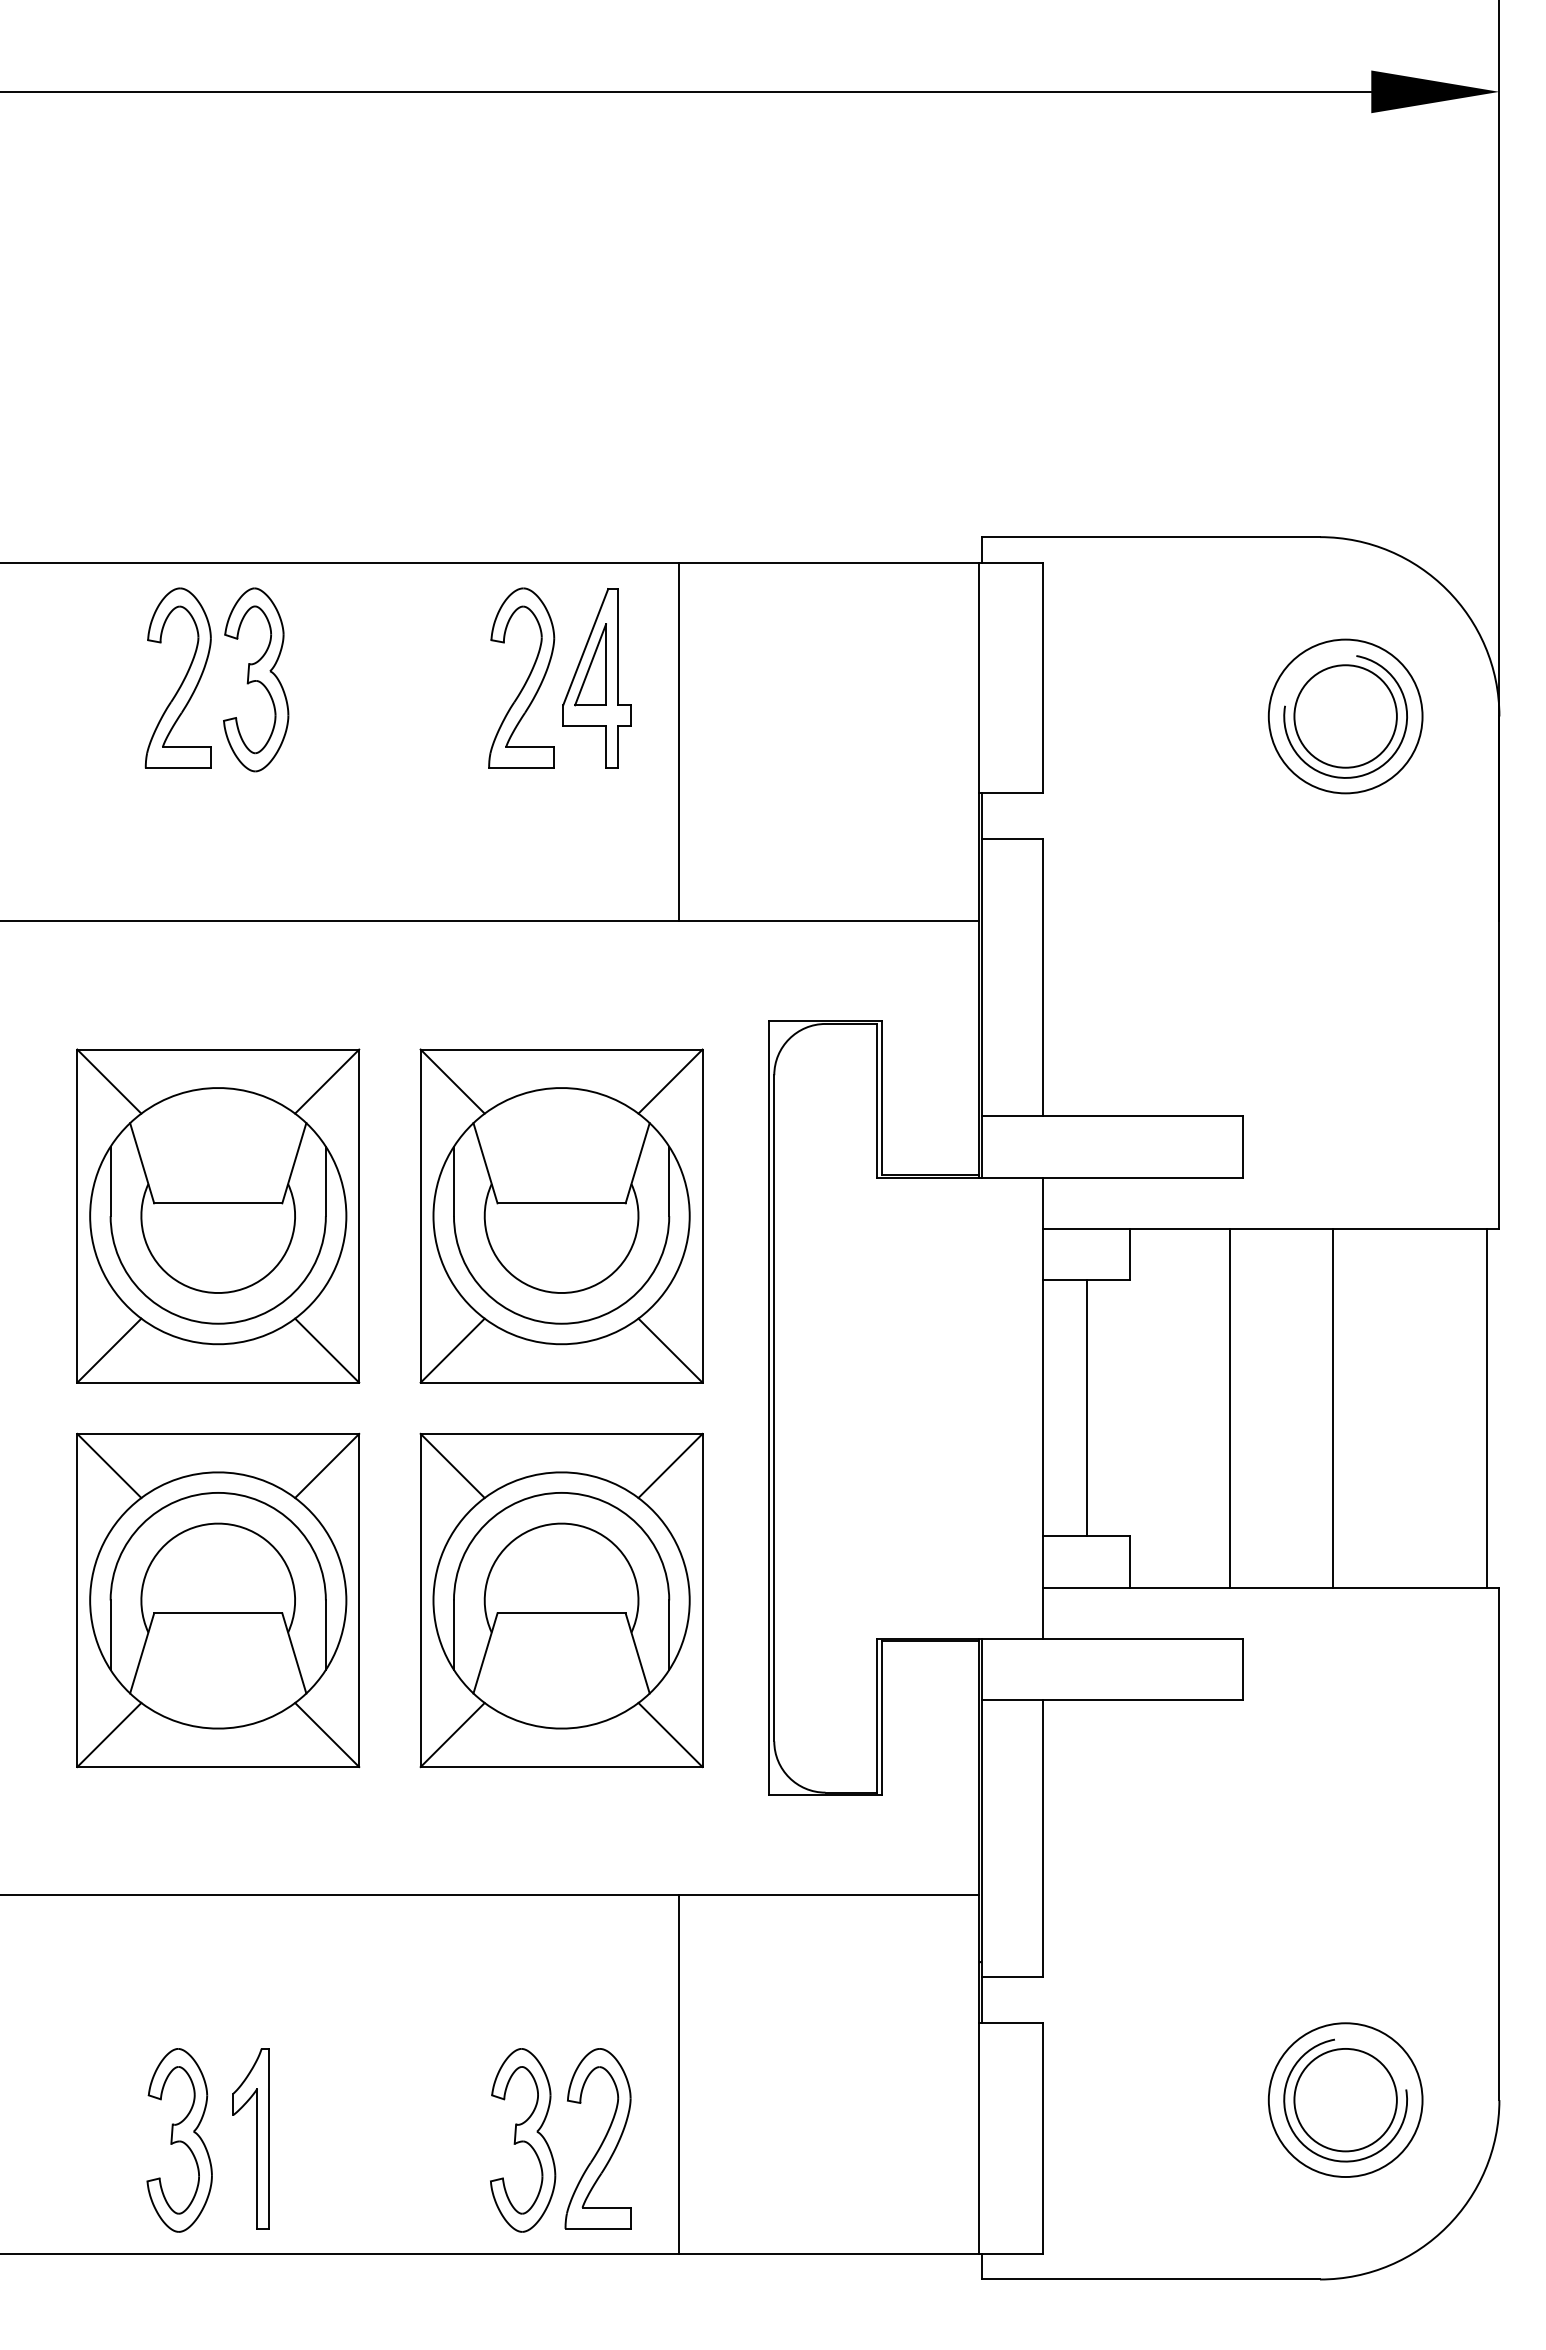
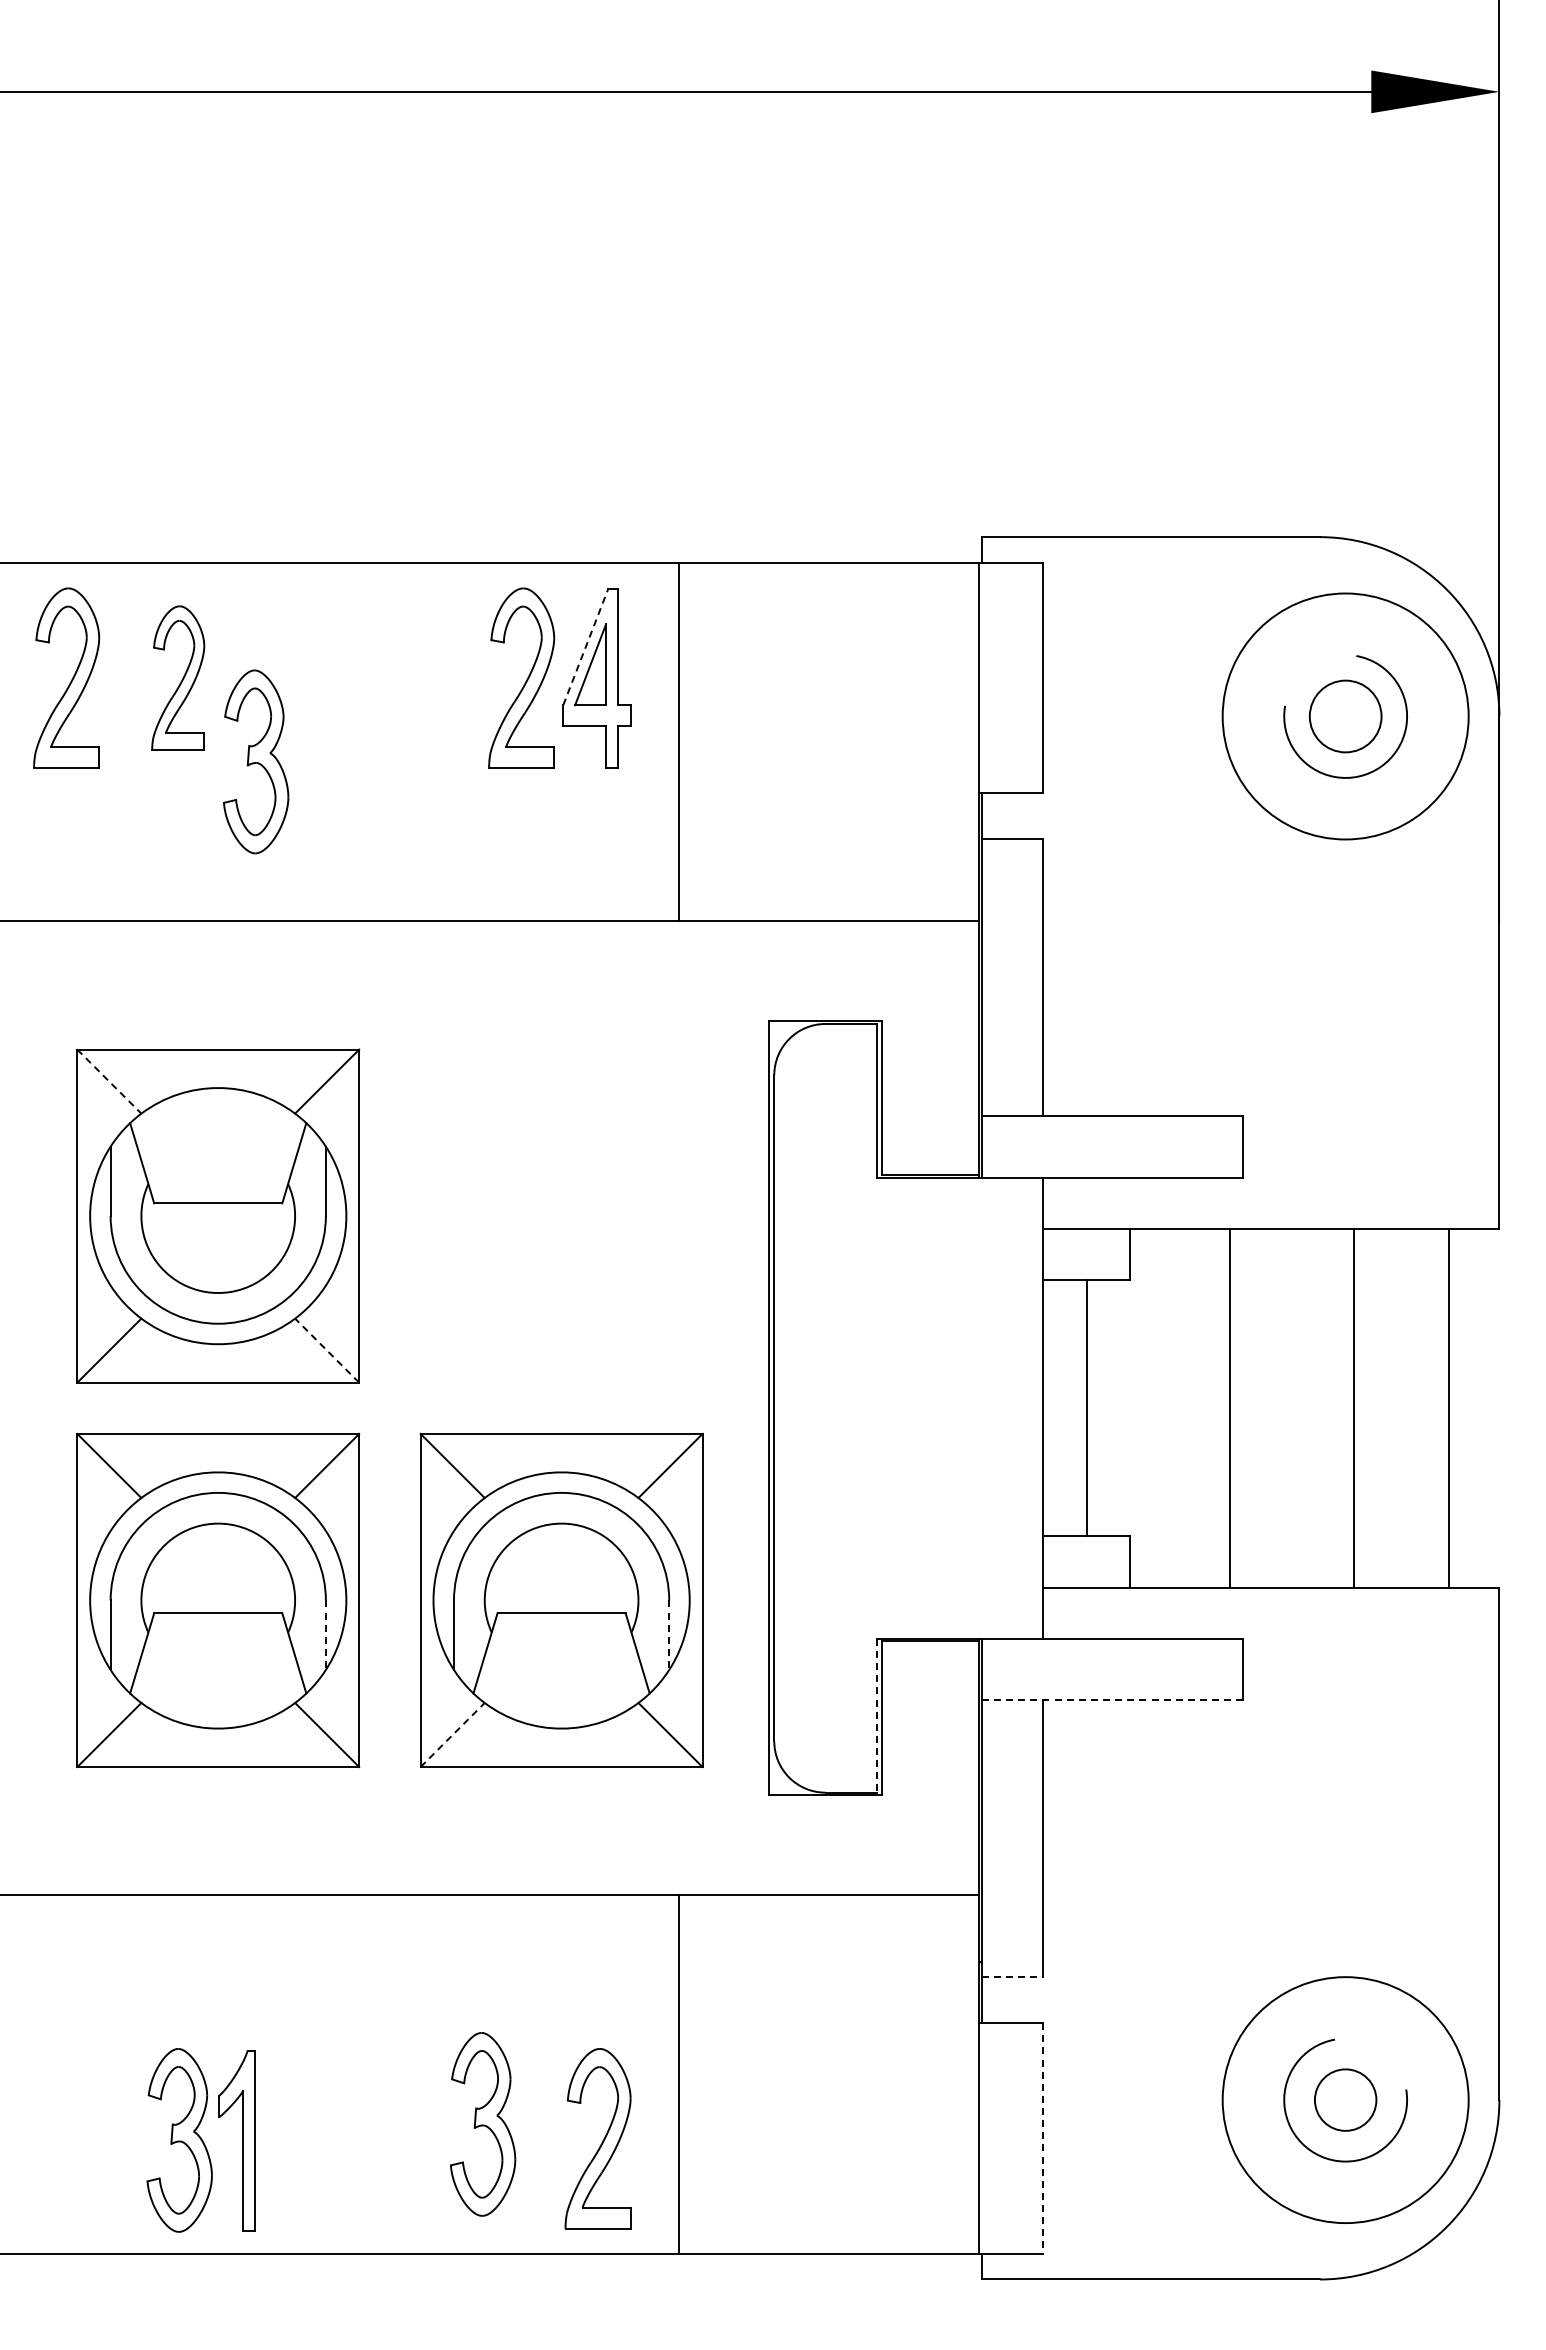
line: solid -> dashed (585, 646)
part: none -> present (66, 677)
part size: 68x182 px -> 55x146 px (178, 677)
part position: (256, 679) -> (256, 761) (256, 761)
circle diameter: 102 px -> 72 px (1345, 716)
circle diameter: 154 px -> 246 px (1345, 716)
line: solid -> dashed (109, 1081)
part: present -> none (561, 1215)
line: solid -> dashed (326, 1350)
line position: (1332, 1407) -> (1353, 1407) (1353, 1407)
line position: (1486, 1407) -> (1448, 1407) (1448, 1407)
line: solid -> dashed (325, 1635)
line: solid -> dashed (669, 1635)
line: solid -> dashed (1112, 1700)
line: solid -> dashed (876, 1715)
line: solid -> dashed (453, 1734)
line: solid -> dashed (1012, 1977)
circle diameter: 102 px -> 61 px (1345, 2099)
circle diameter: 154 px -> 246 px (1345, 2100)
part position: (250, 2138) -> (236, 2140) (236, 2140)
line: solid -> dashed (1042, 2139)
part position: (523, 2140) -> (483, 2124) (483, 2124)
